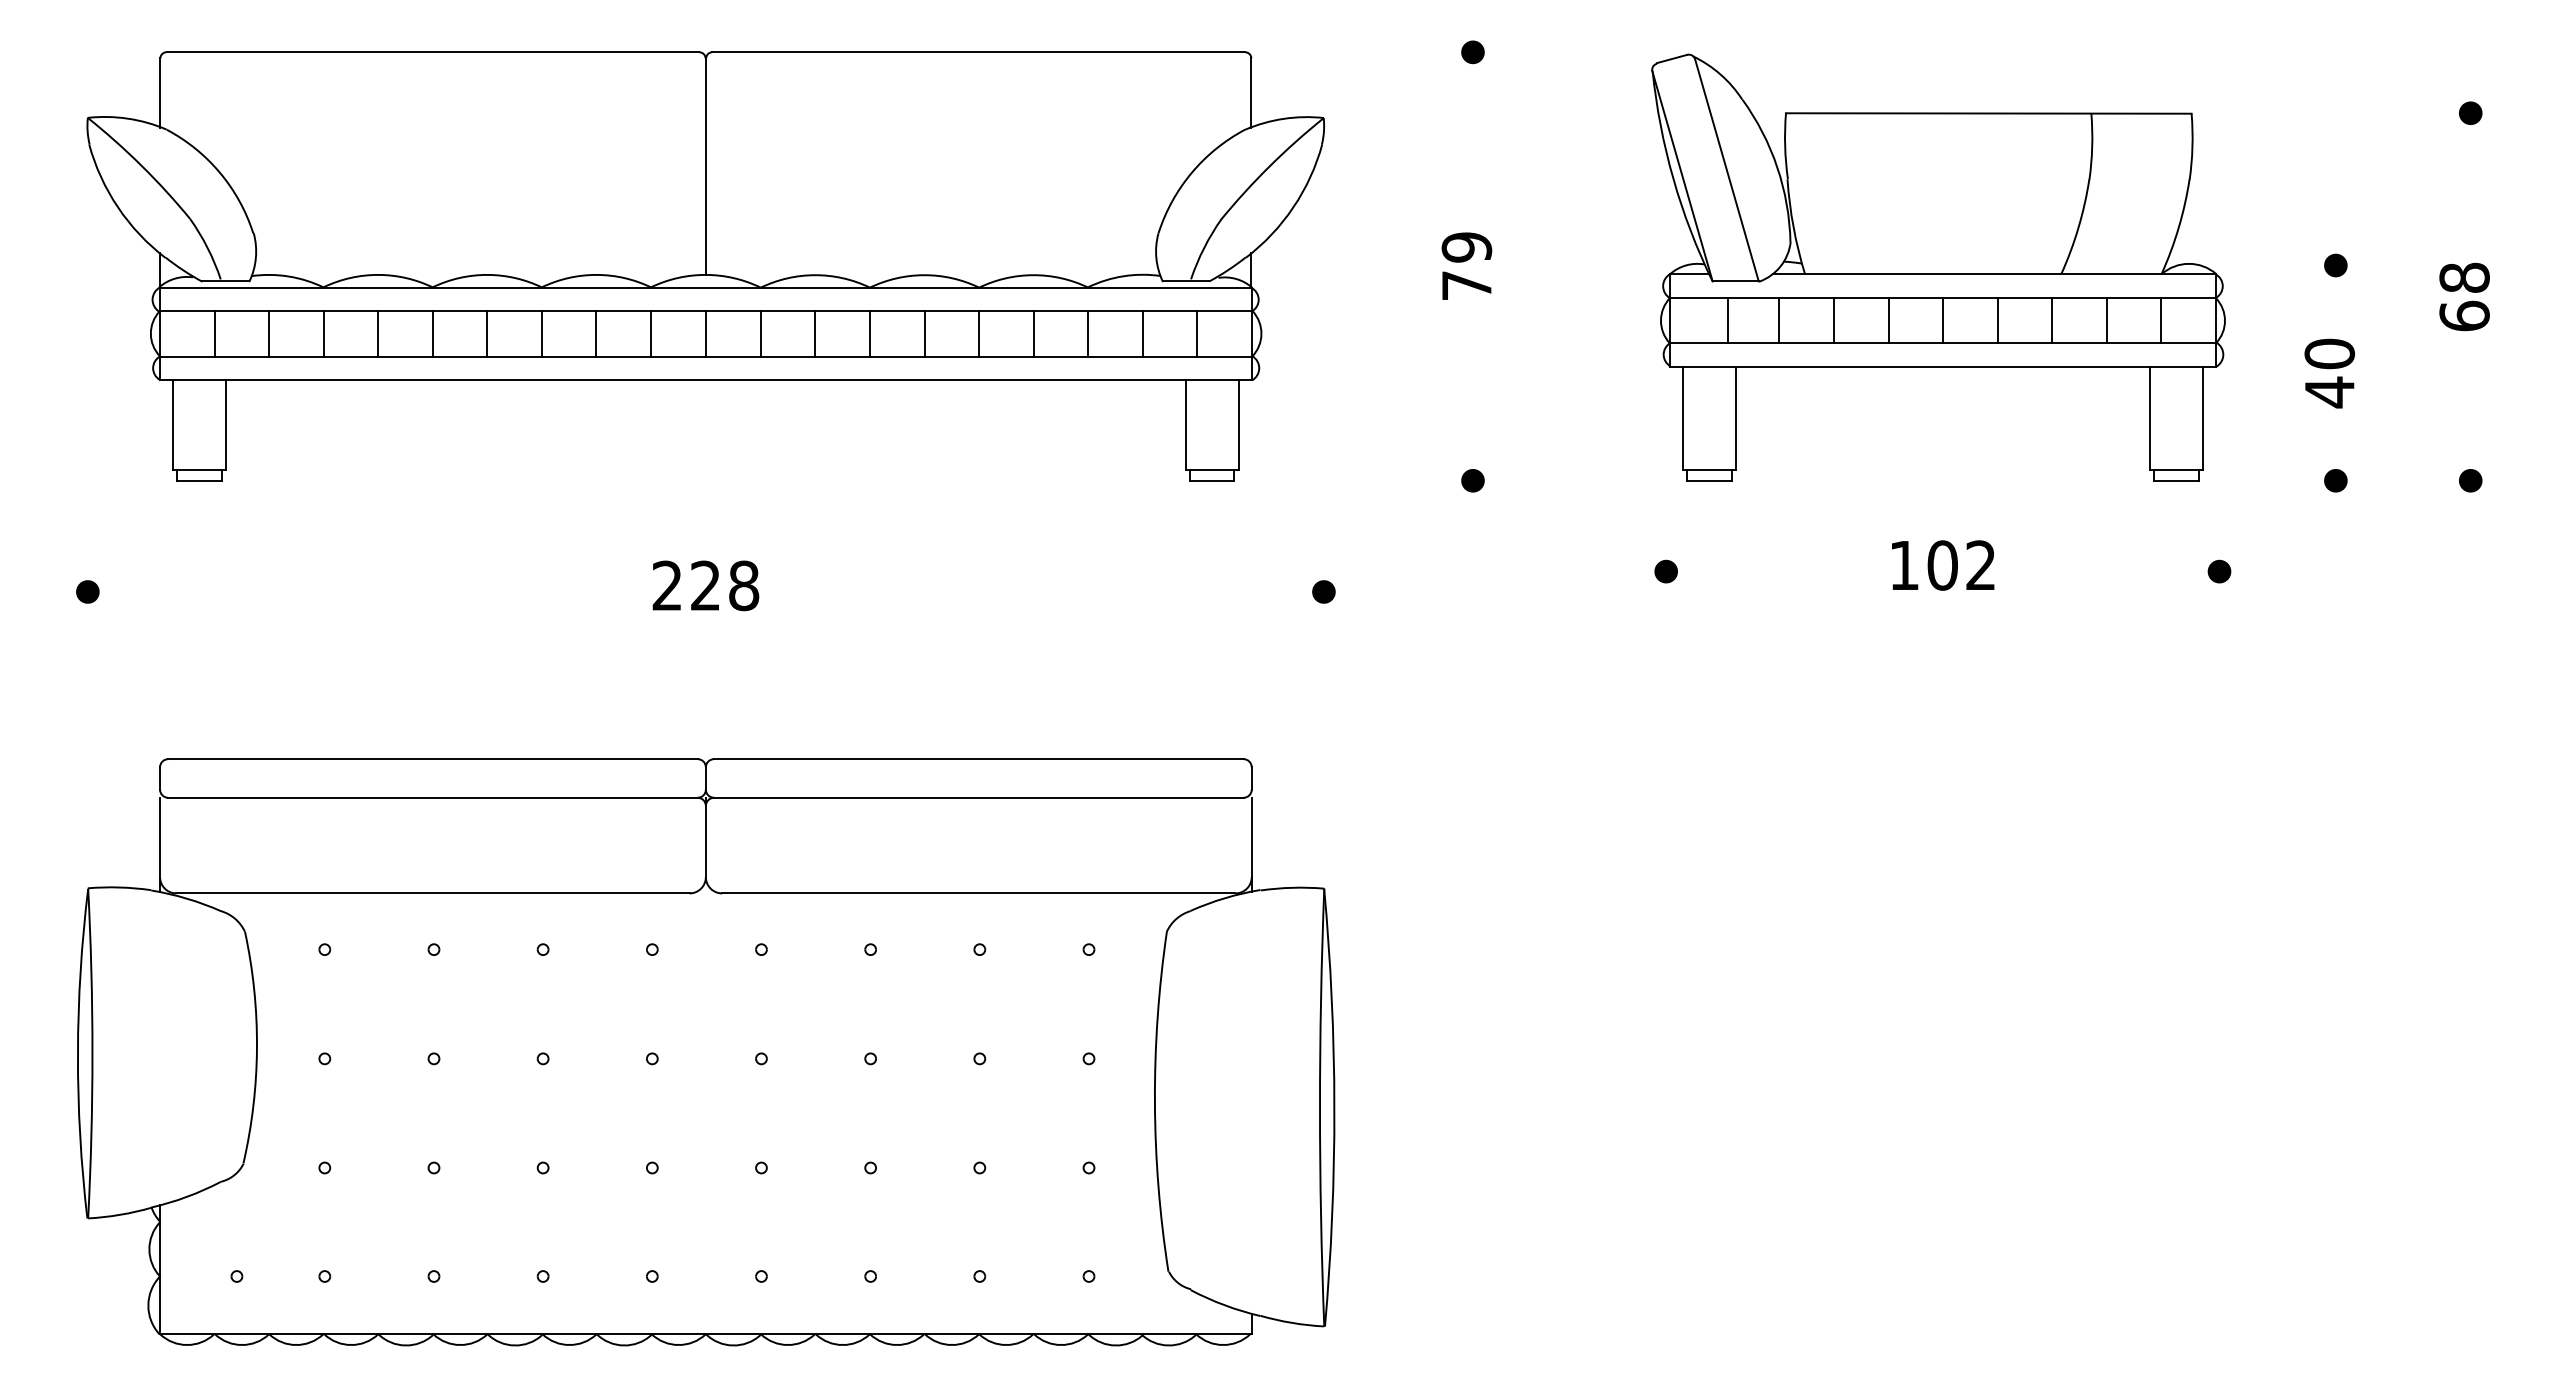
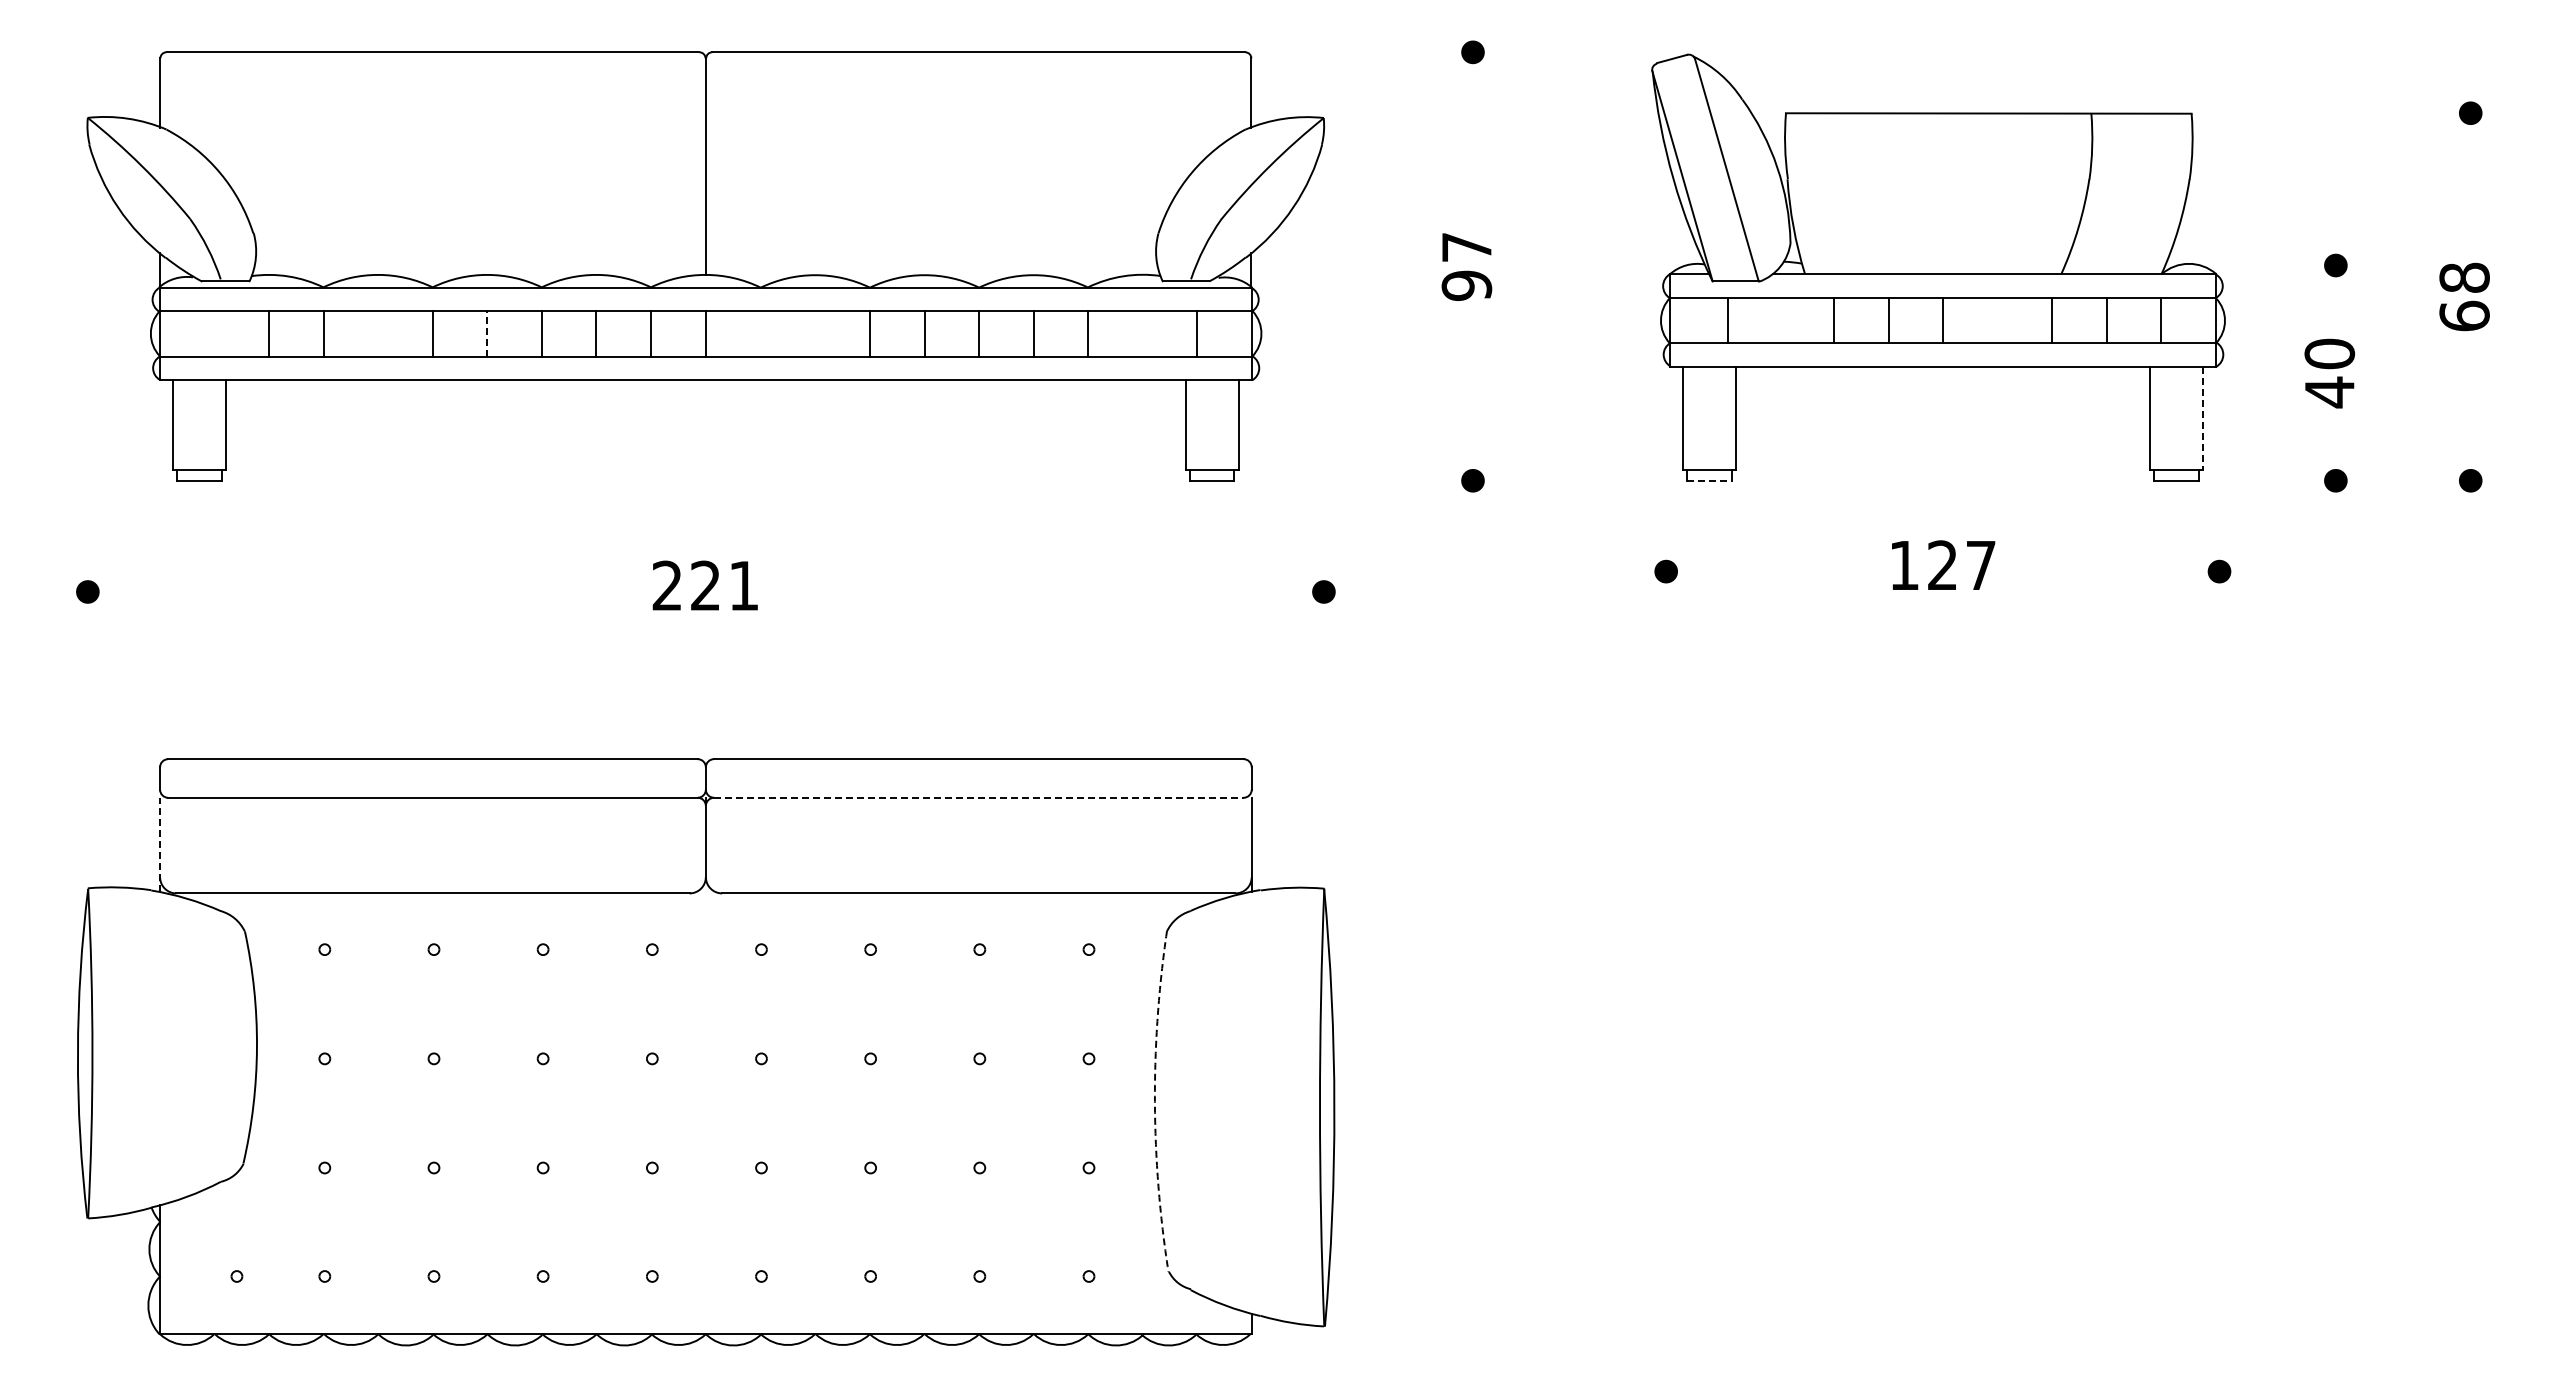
text: 79 -> 97 (1466, 266)
line: present -> none (1779, 320)
line: present -> none (1997, 320)
line: present -> none (214, 333)
line: present -> none (378, 333)
line: present -> none (760, 333)
line: present -> none (815, 333)
line: present -> none (1142, 333)
line: solid -> dashed (487, 334)
line: solid -> dashed (2202, 418)
line: solid -> dashed (1710, 480)
text: 102 -> 127 (1961, 565)
text: 228 -> 221 (744, 585)
line: solid -> dashed (978, 797)
line: solid -> dashed (160, 844)
arc: solid -> dashed (1154, 1101)
